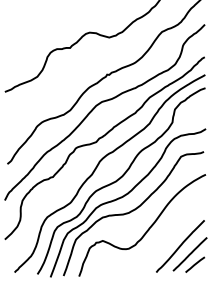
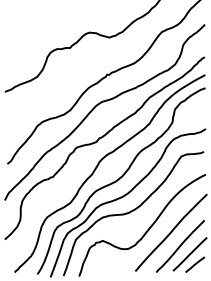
curve: none -> present (171, 232)
